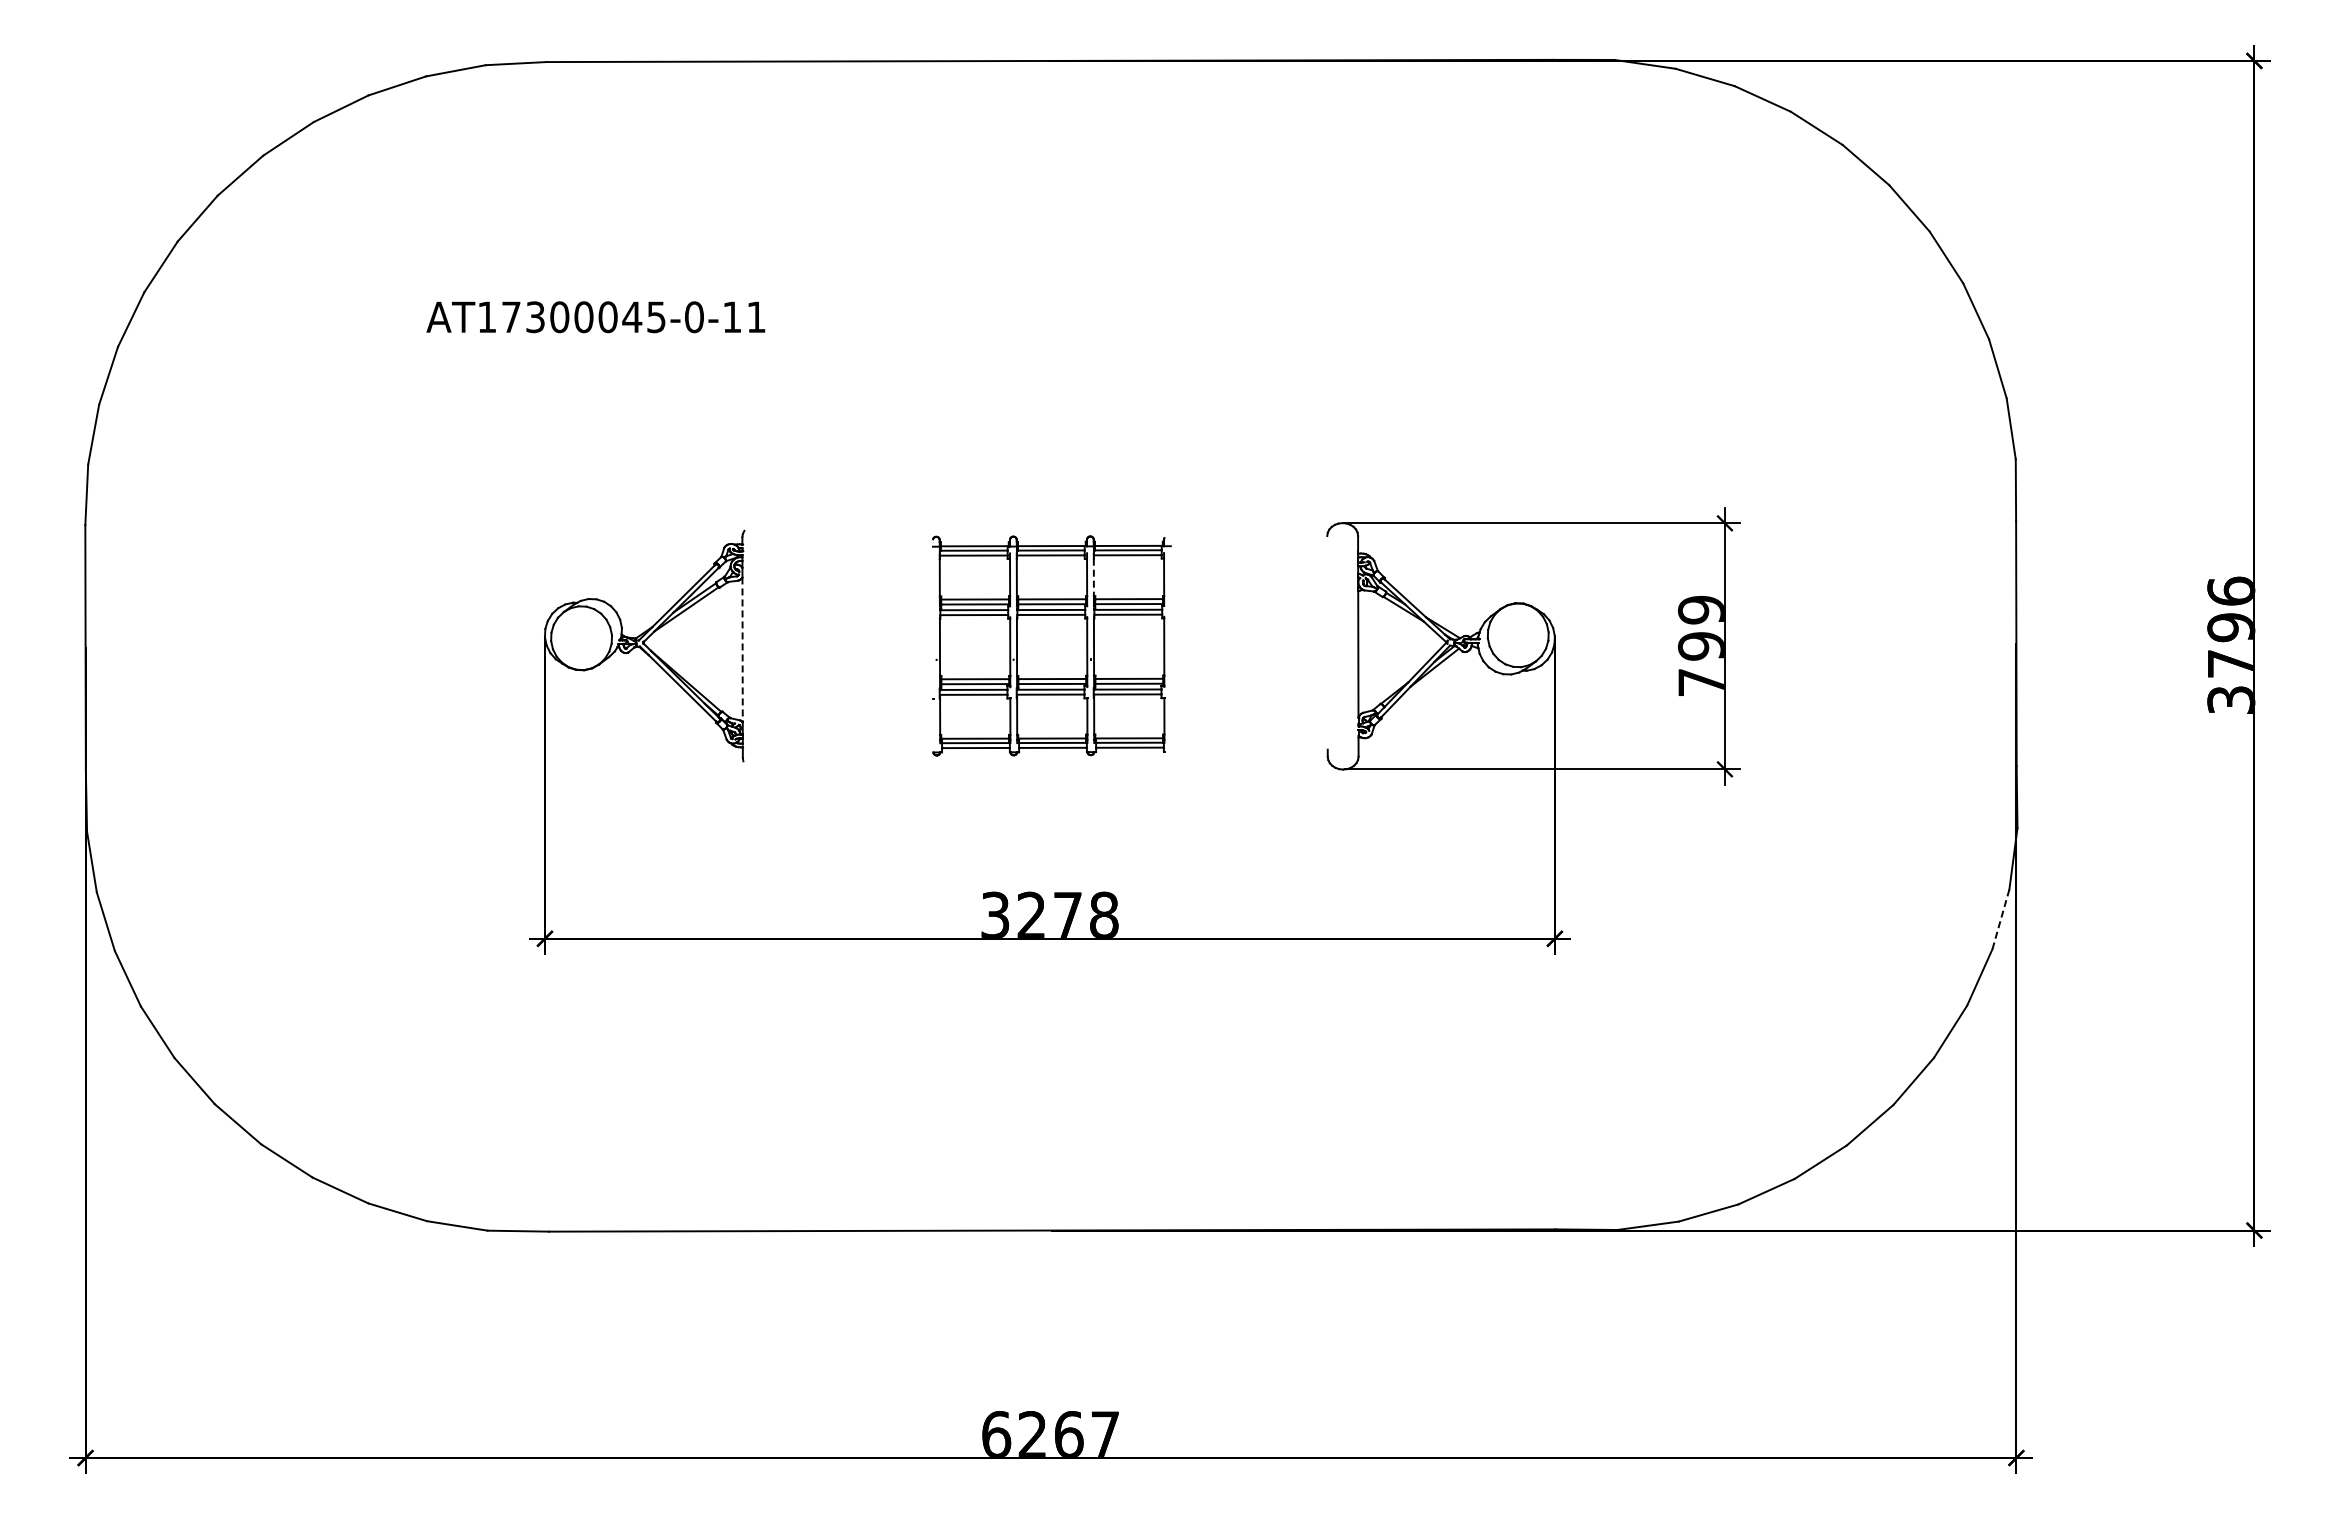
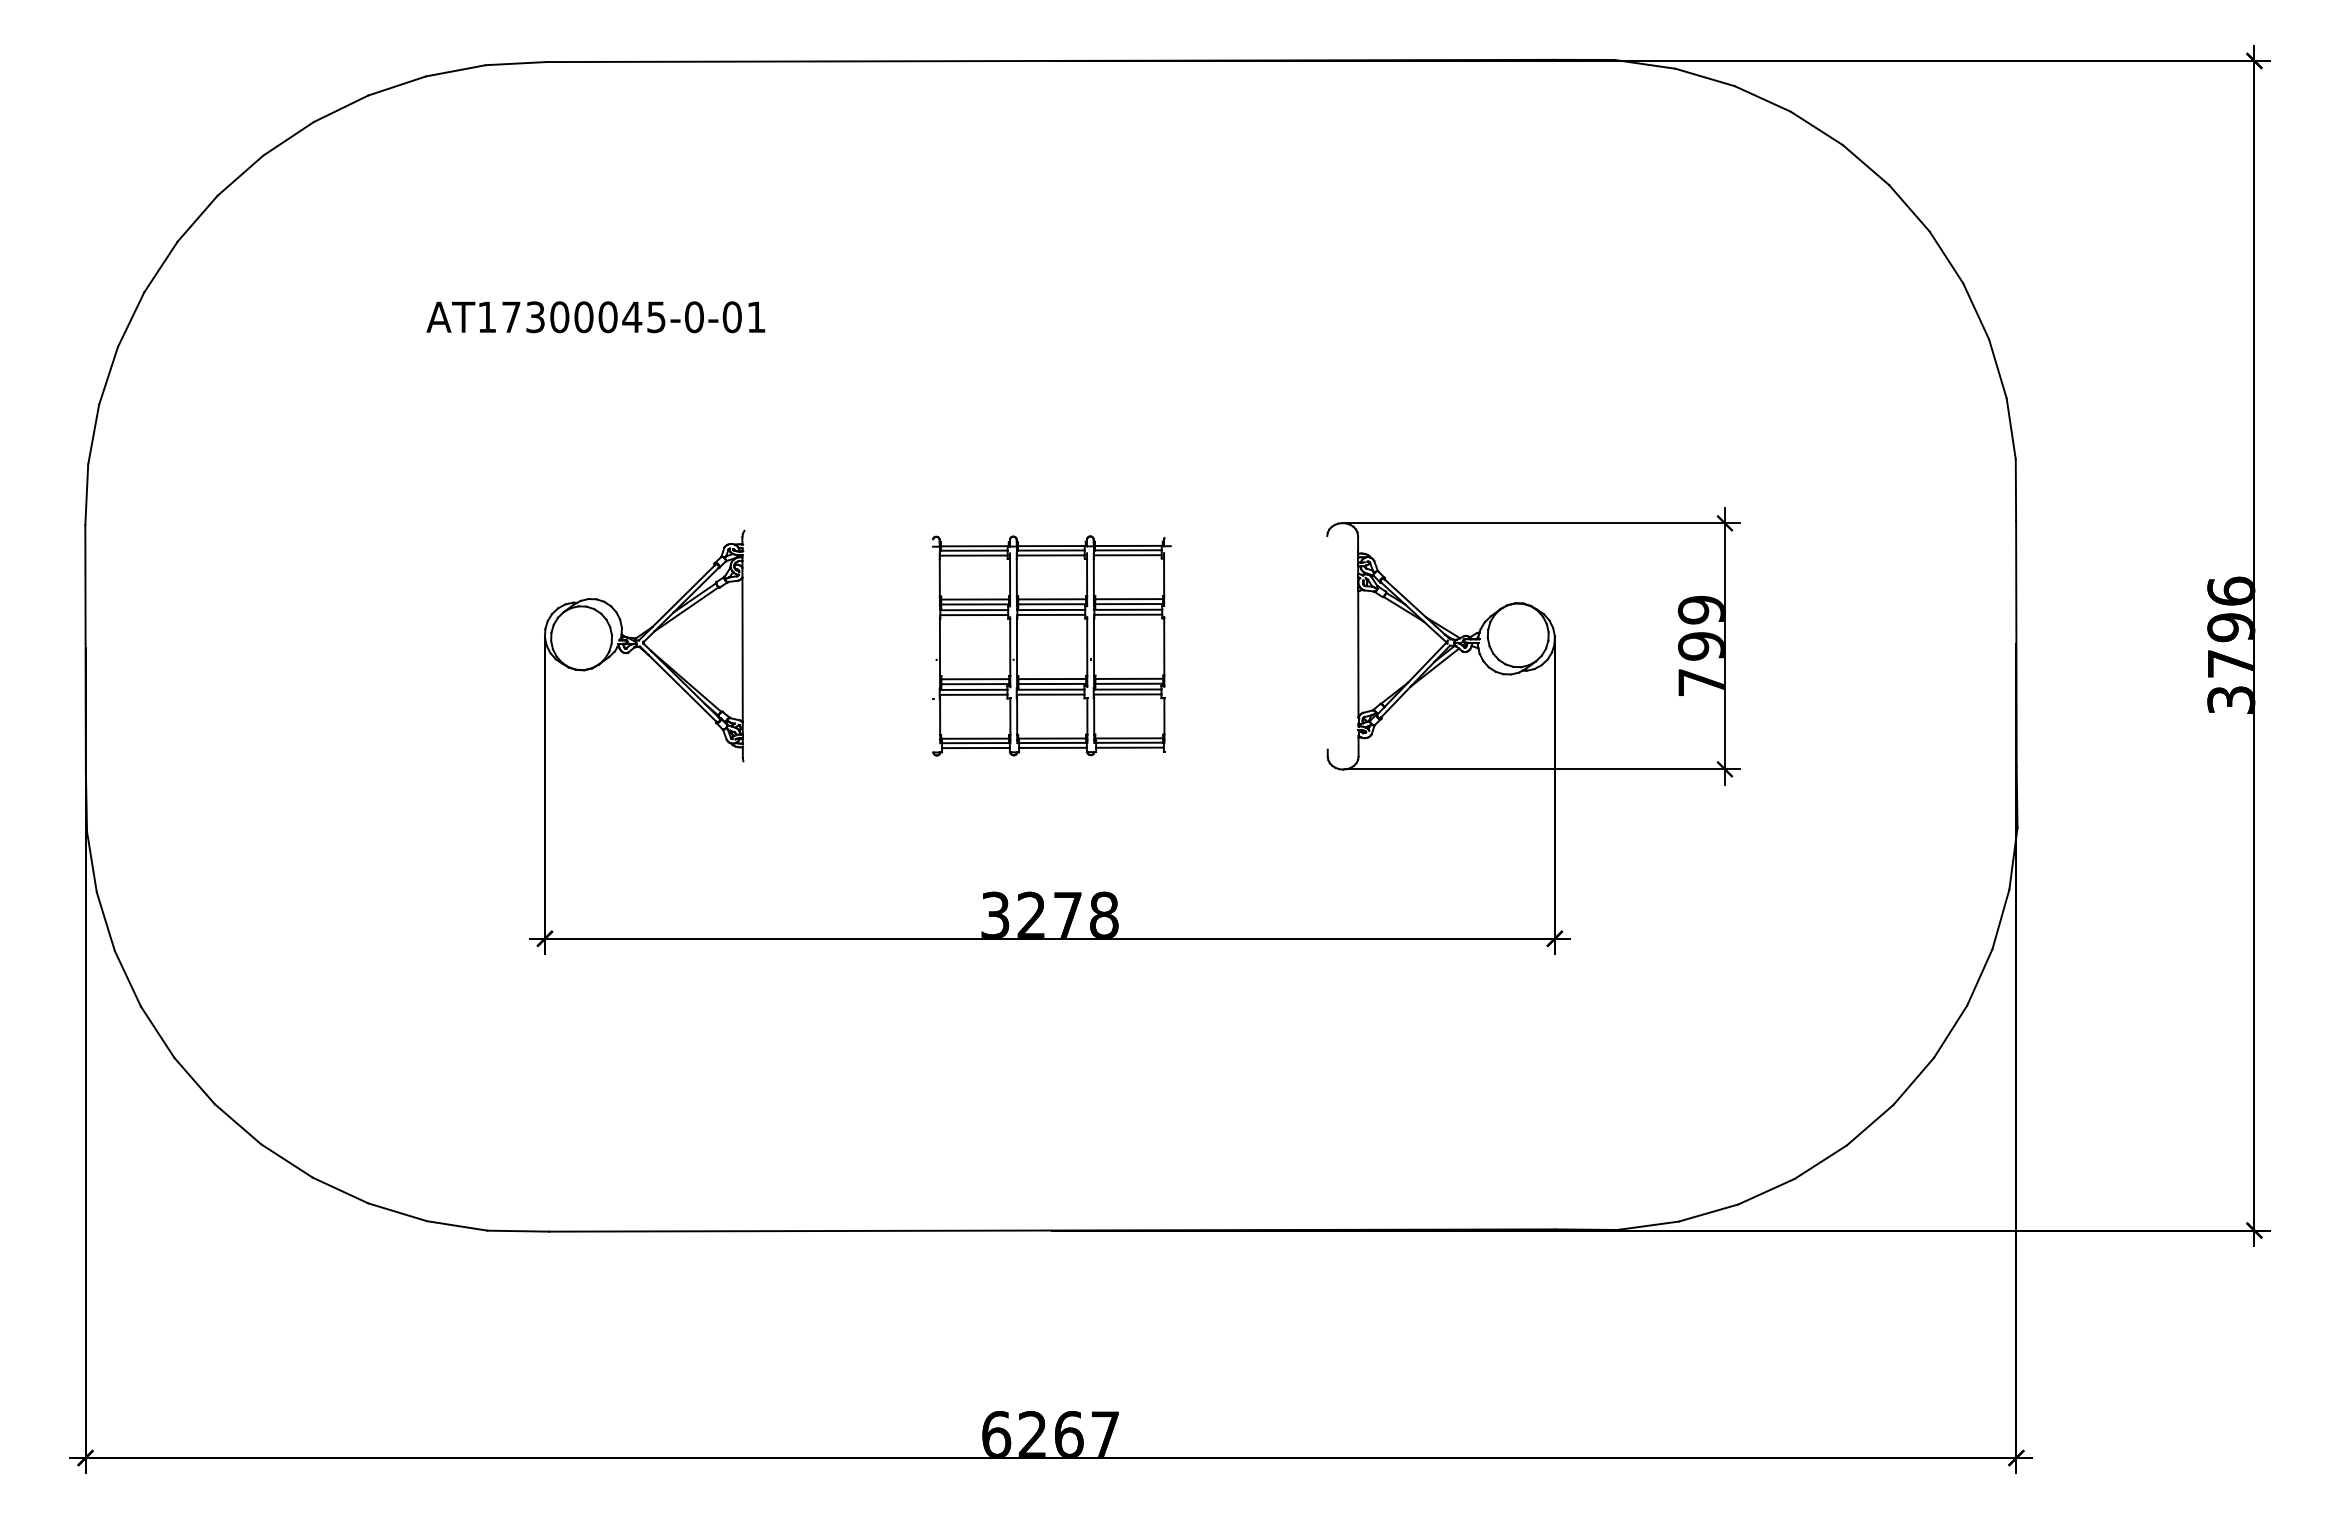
text: AT17300045-0-11 -> AT17300045-0-01 (731, 317)
line: dashed -> solid (1093, 577)
line: dashed -> solid (742, 650)
line: dashed -> solid (2000, 919)
